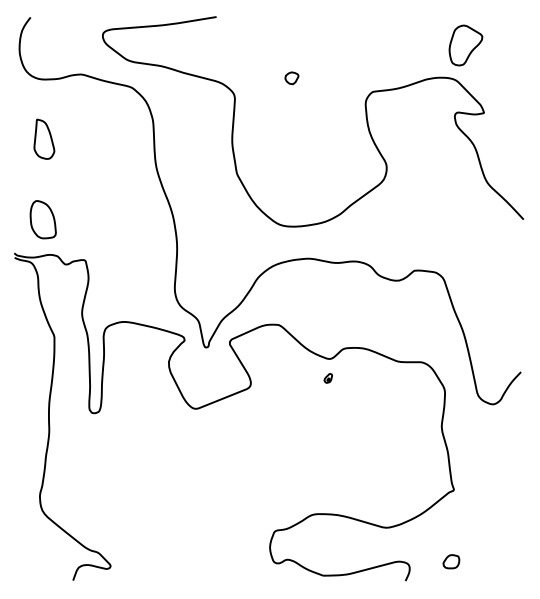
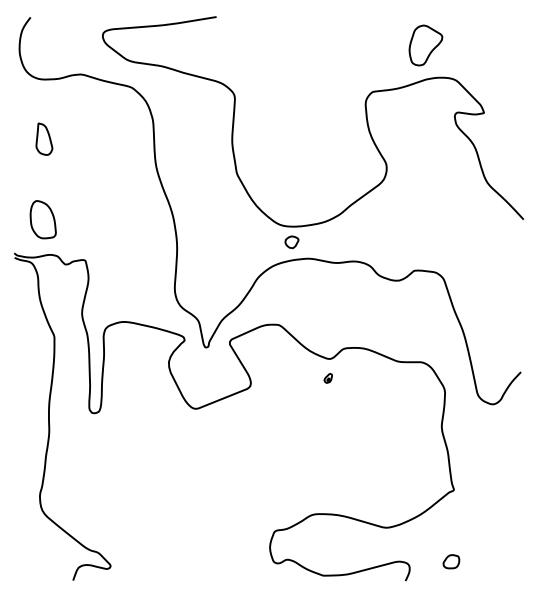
part position: (465, 45) -> (425, 45) (425, 45)
part position: (291, 78) -> (291, 242) (291, 242)
part size: 23x42 px -> 19x34 px (44, 138)
